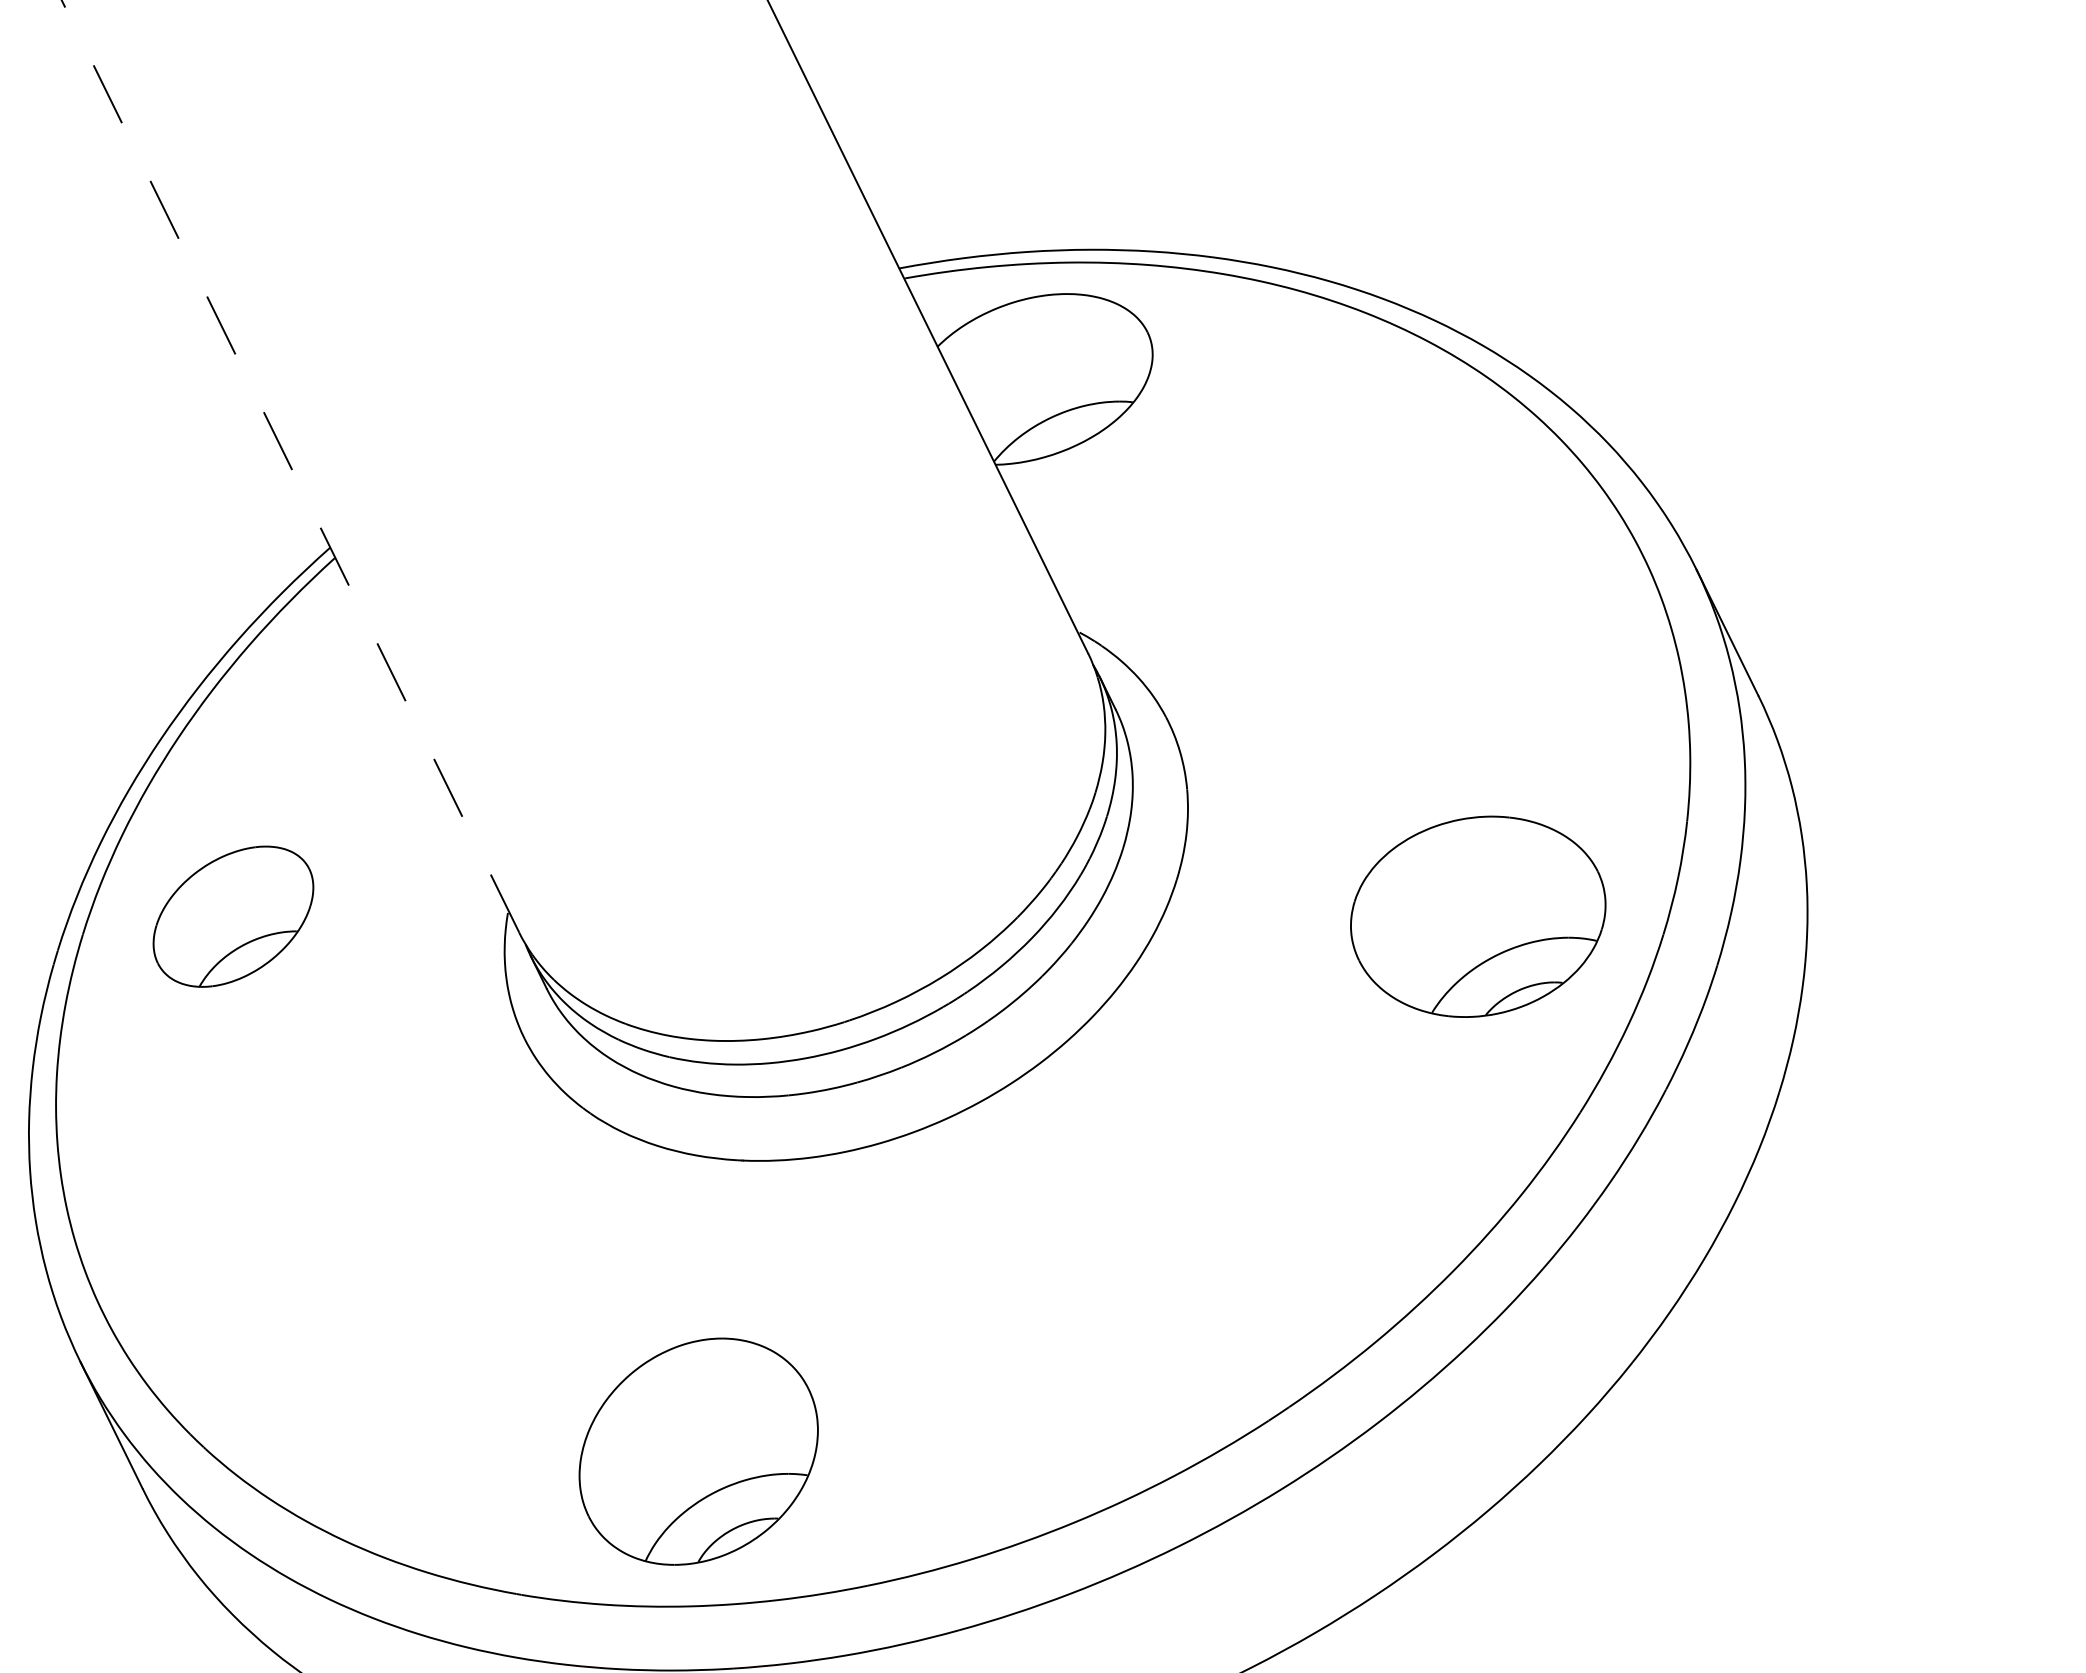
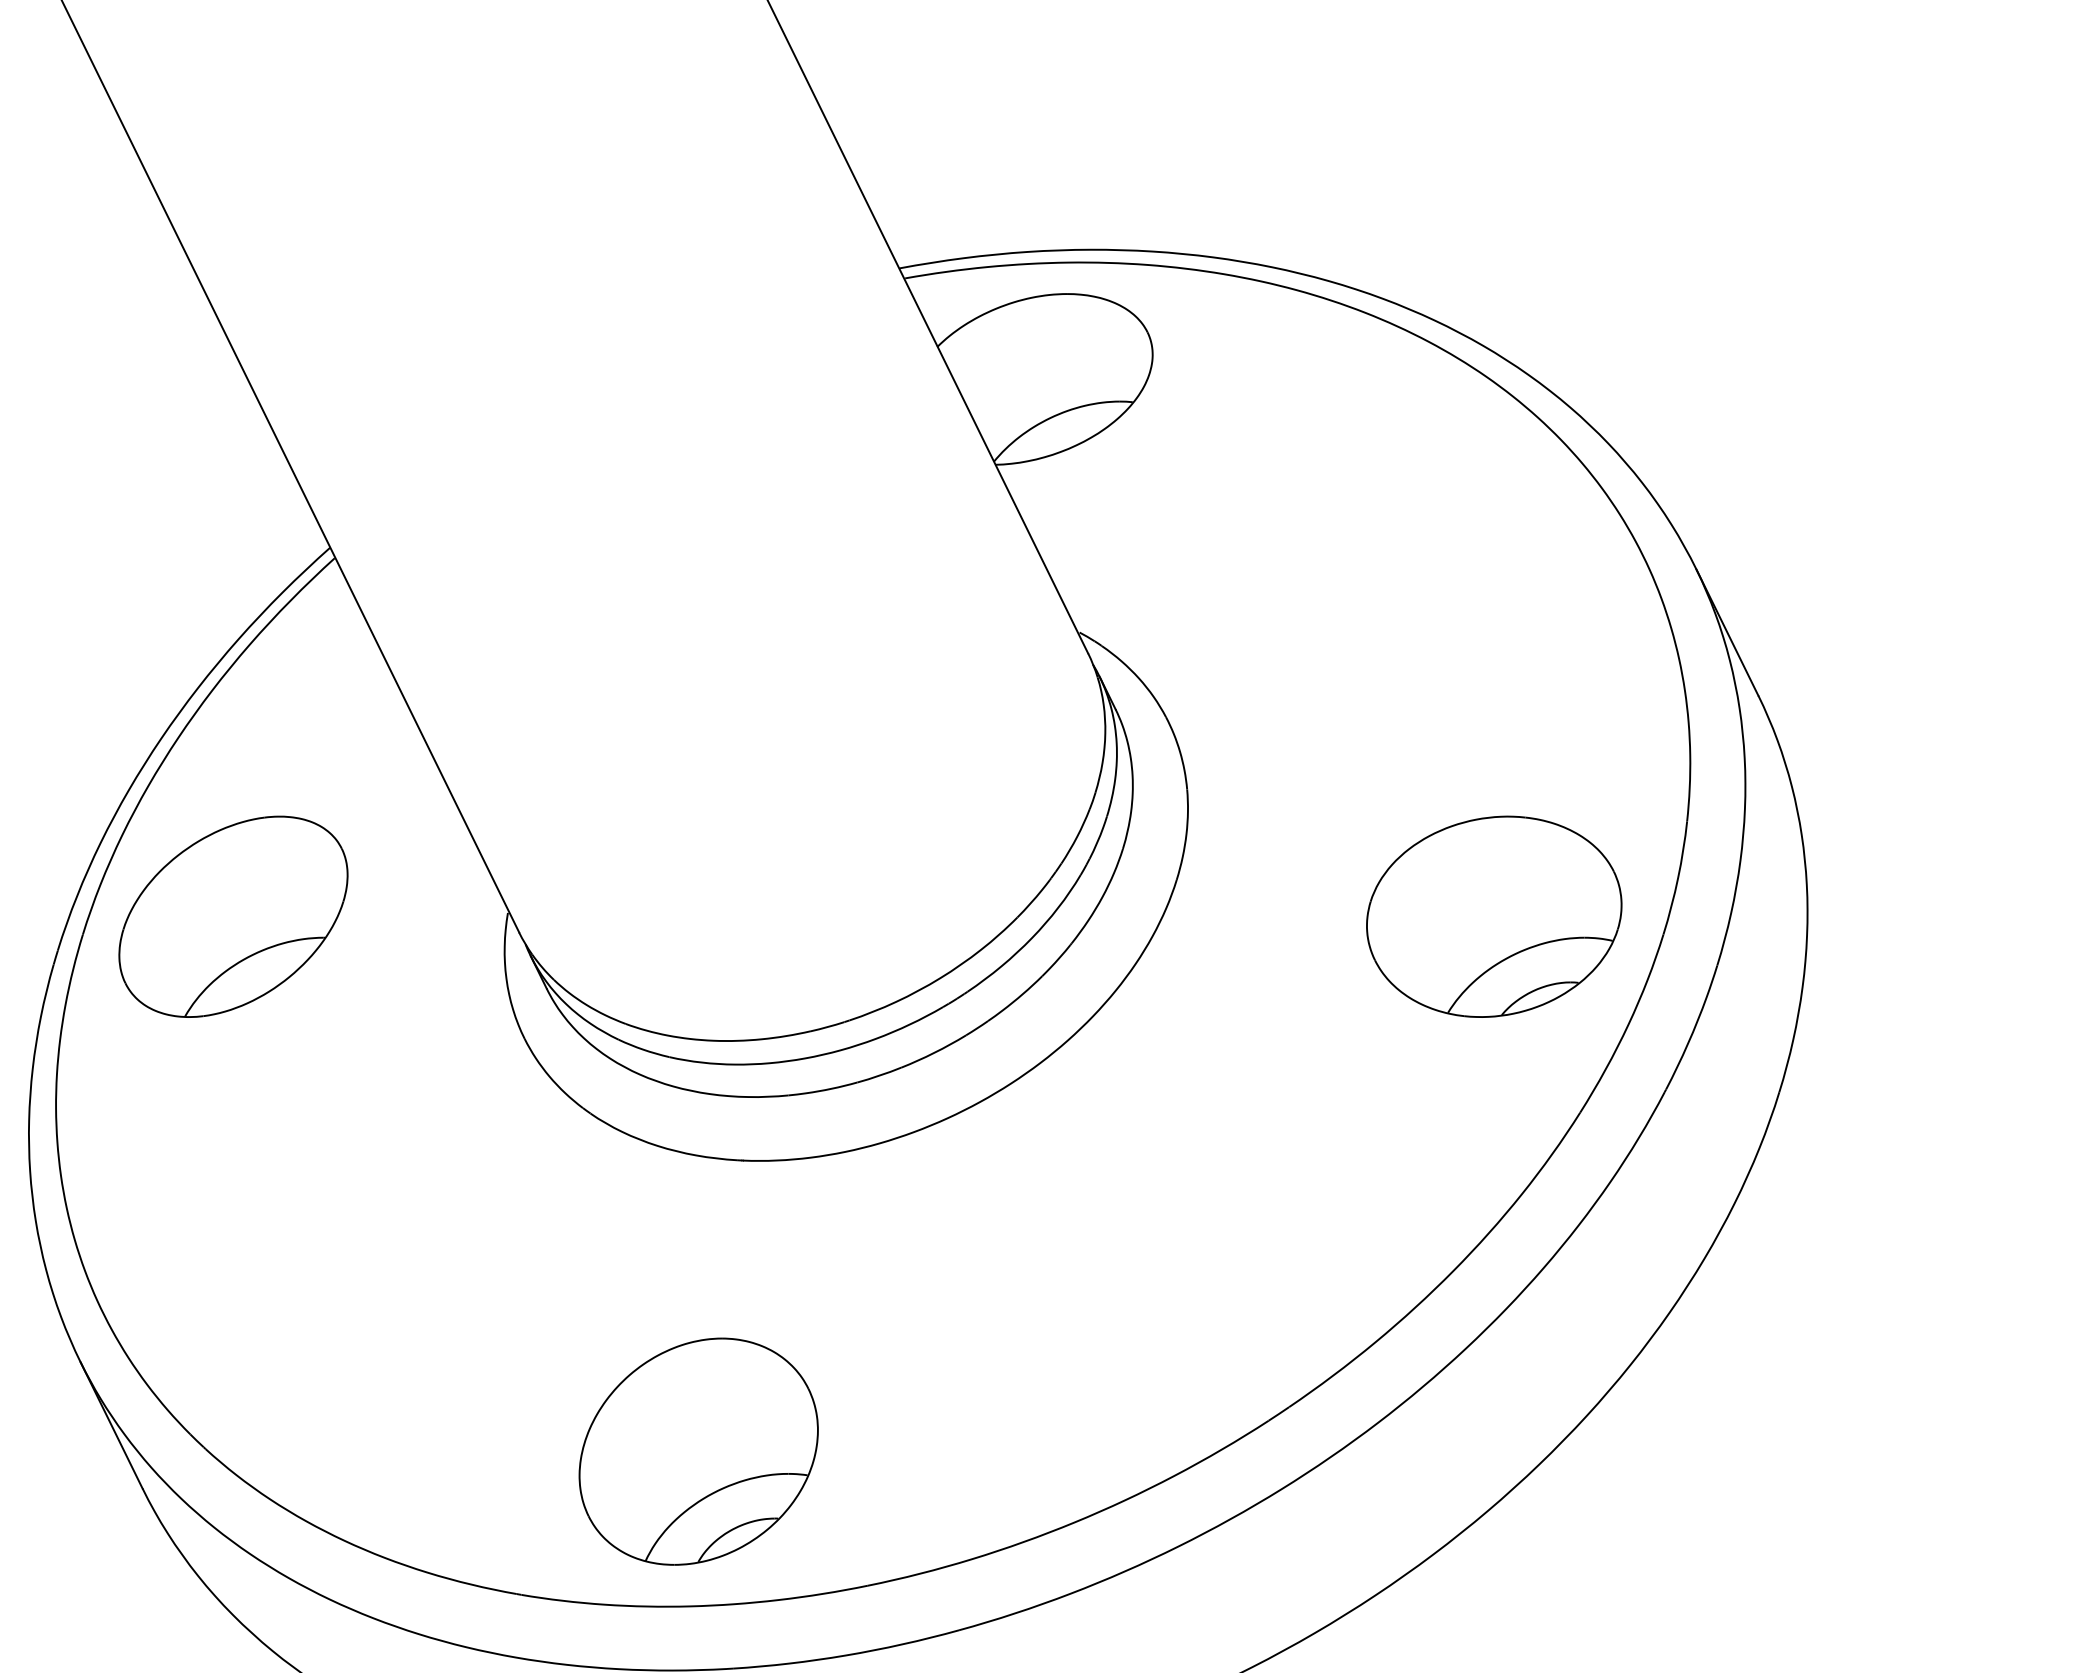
line: dashed -> solid (290, 466)
part size: 163x143 px -> 231x203 px (233, 916)
part position: (1478, 916) -> (1494, 916) (1494, 916)
